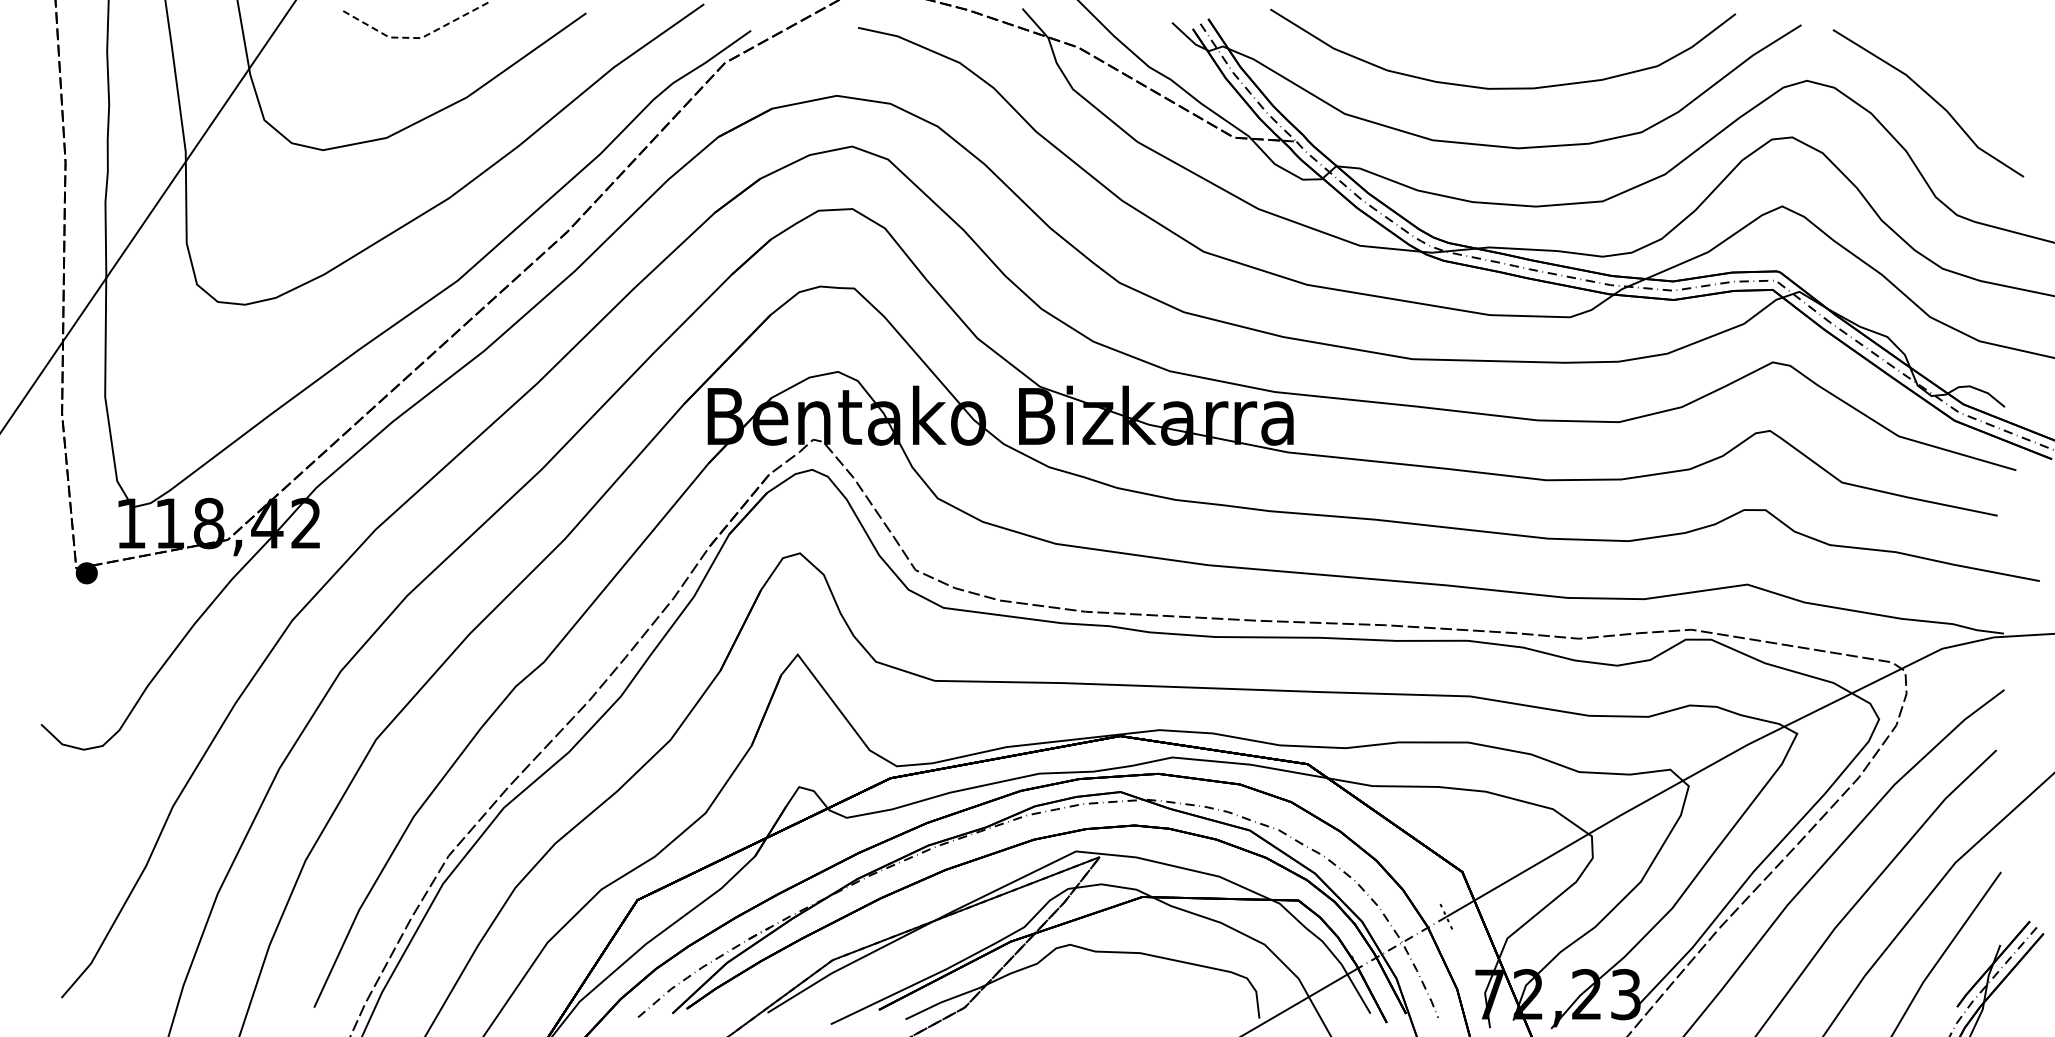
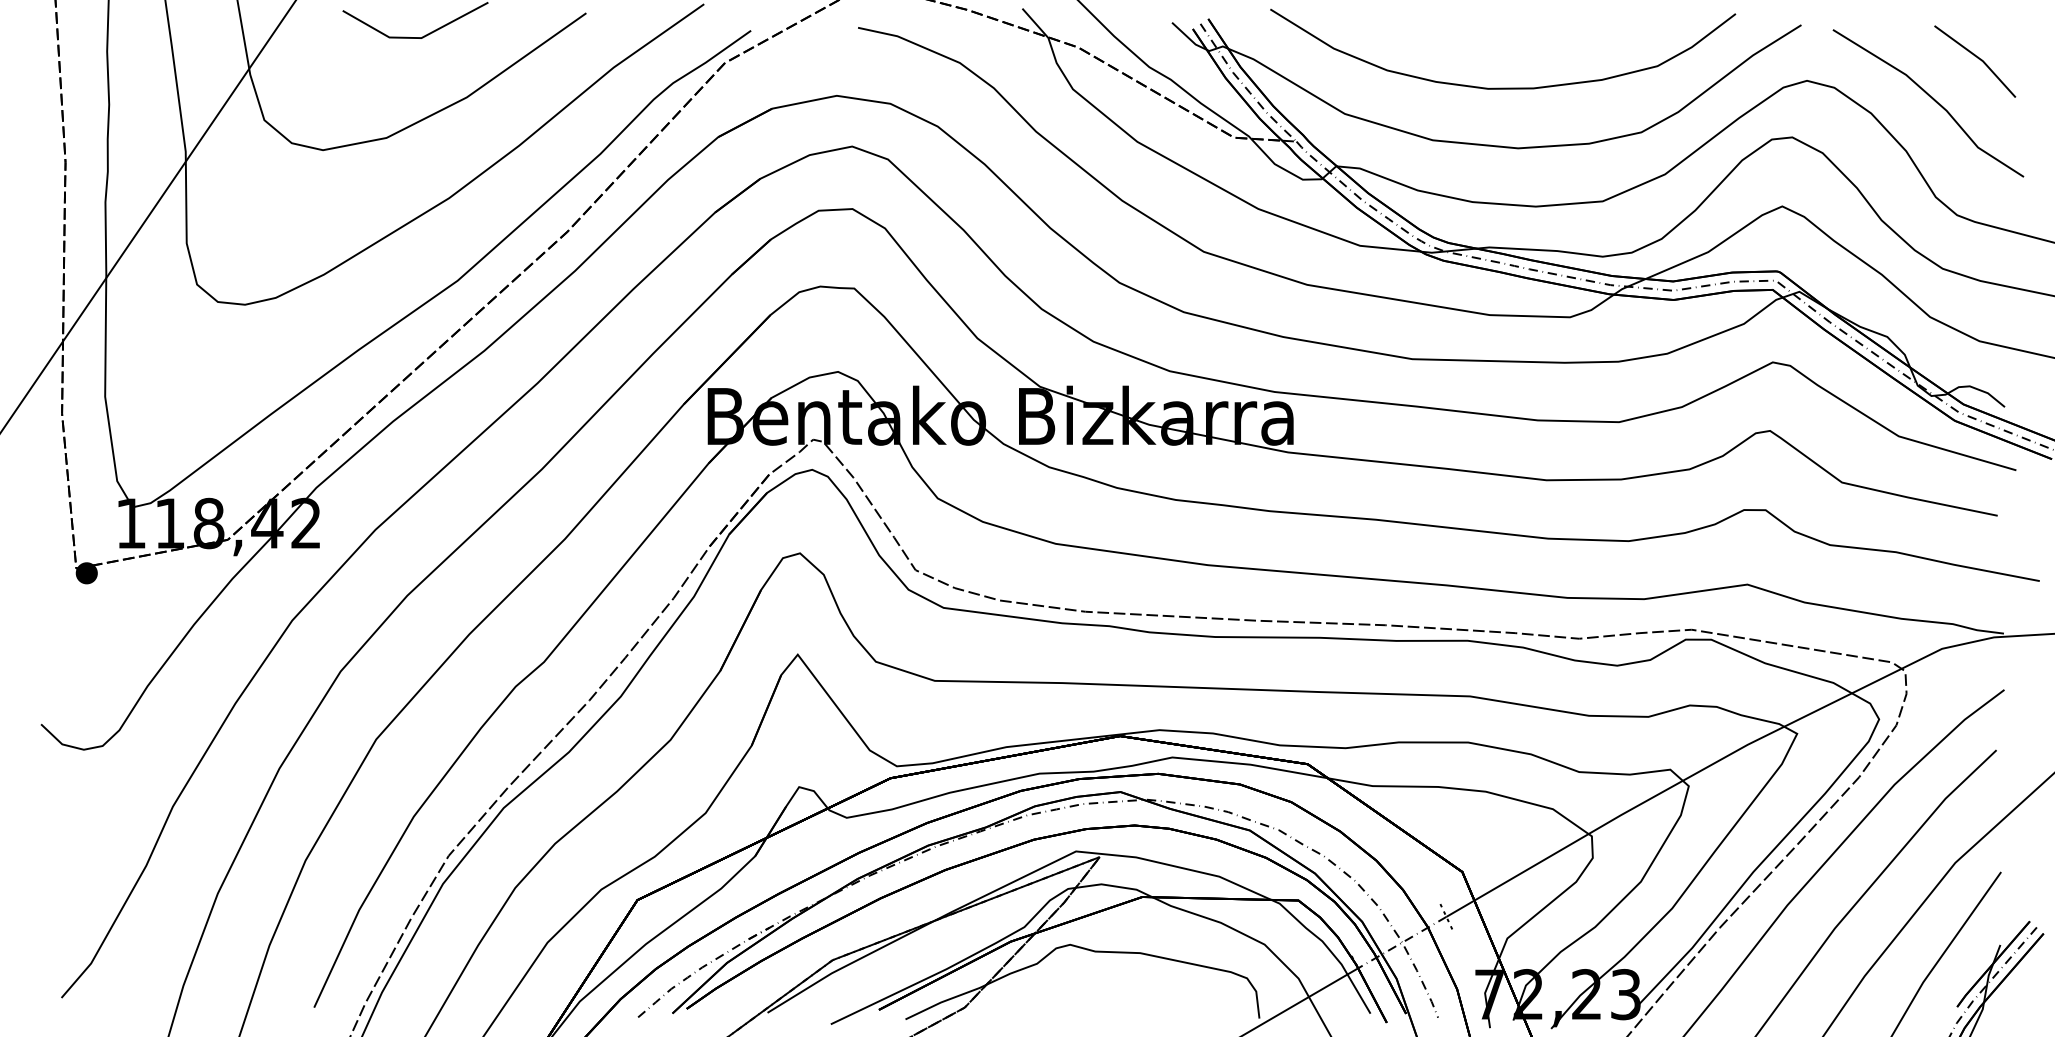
line: dashed -> solid (415, 38)
line: none -> present (1977, 58)
